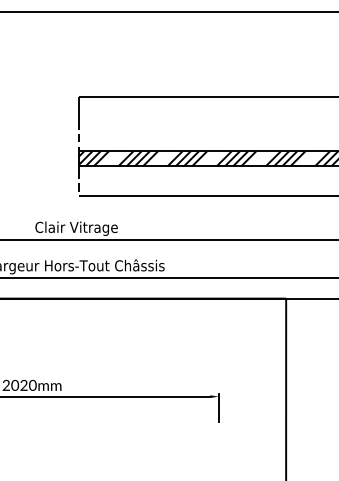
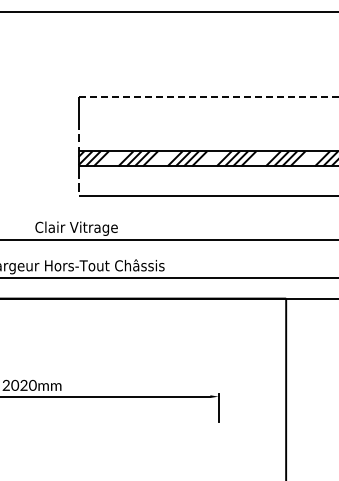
line: solid -> dashed (208, 97)
